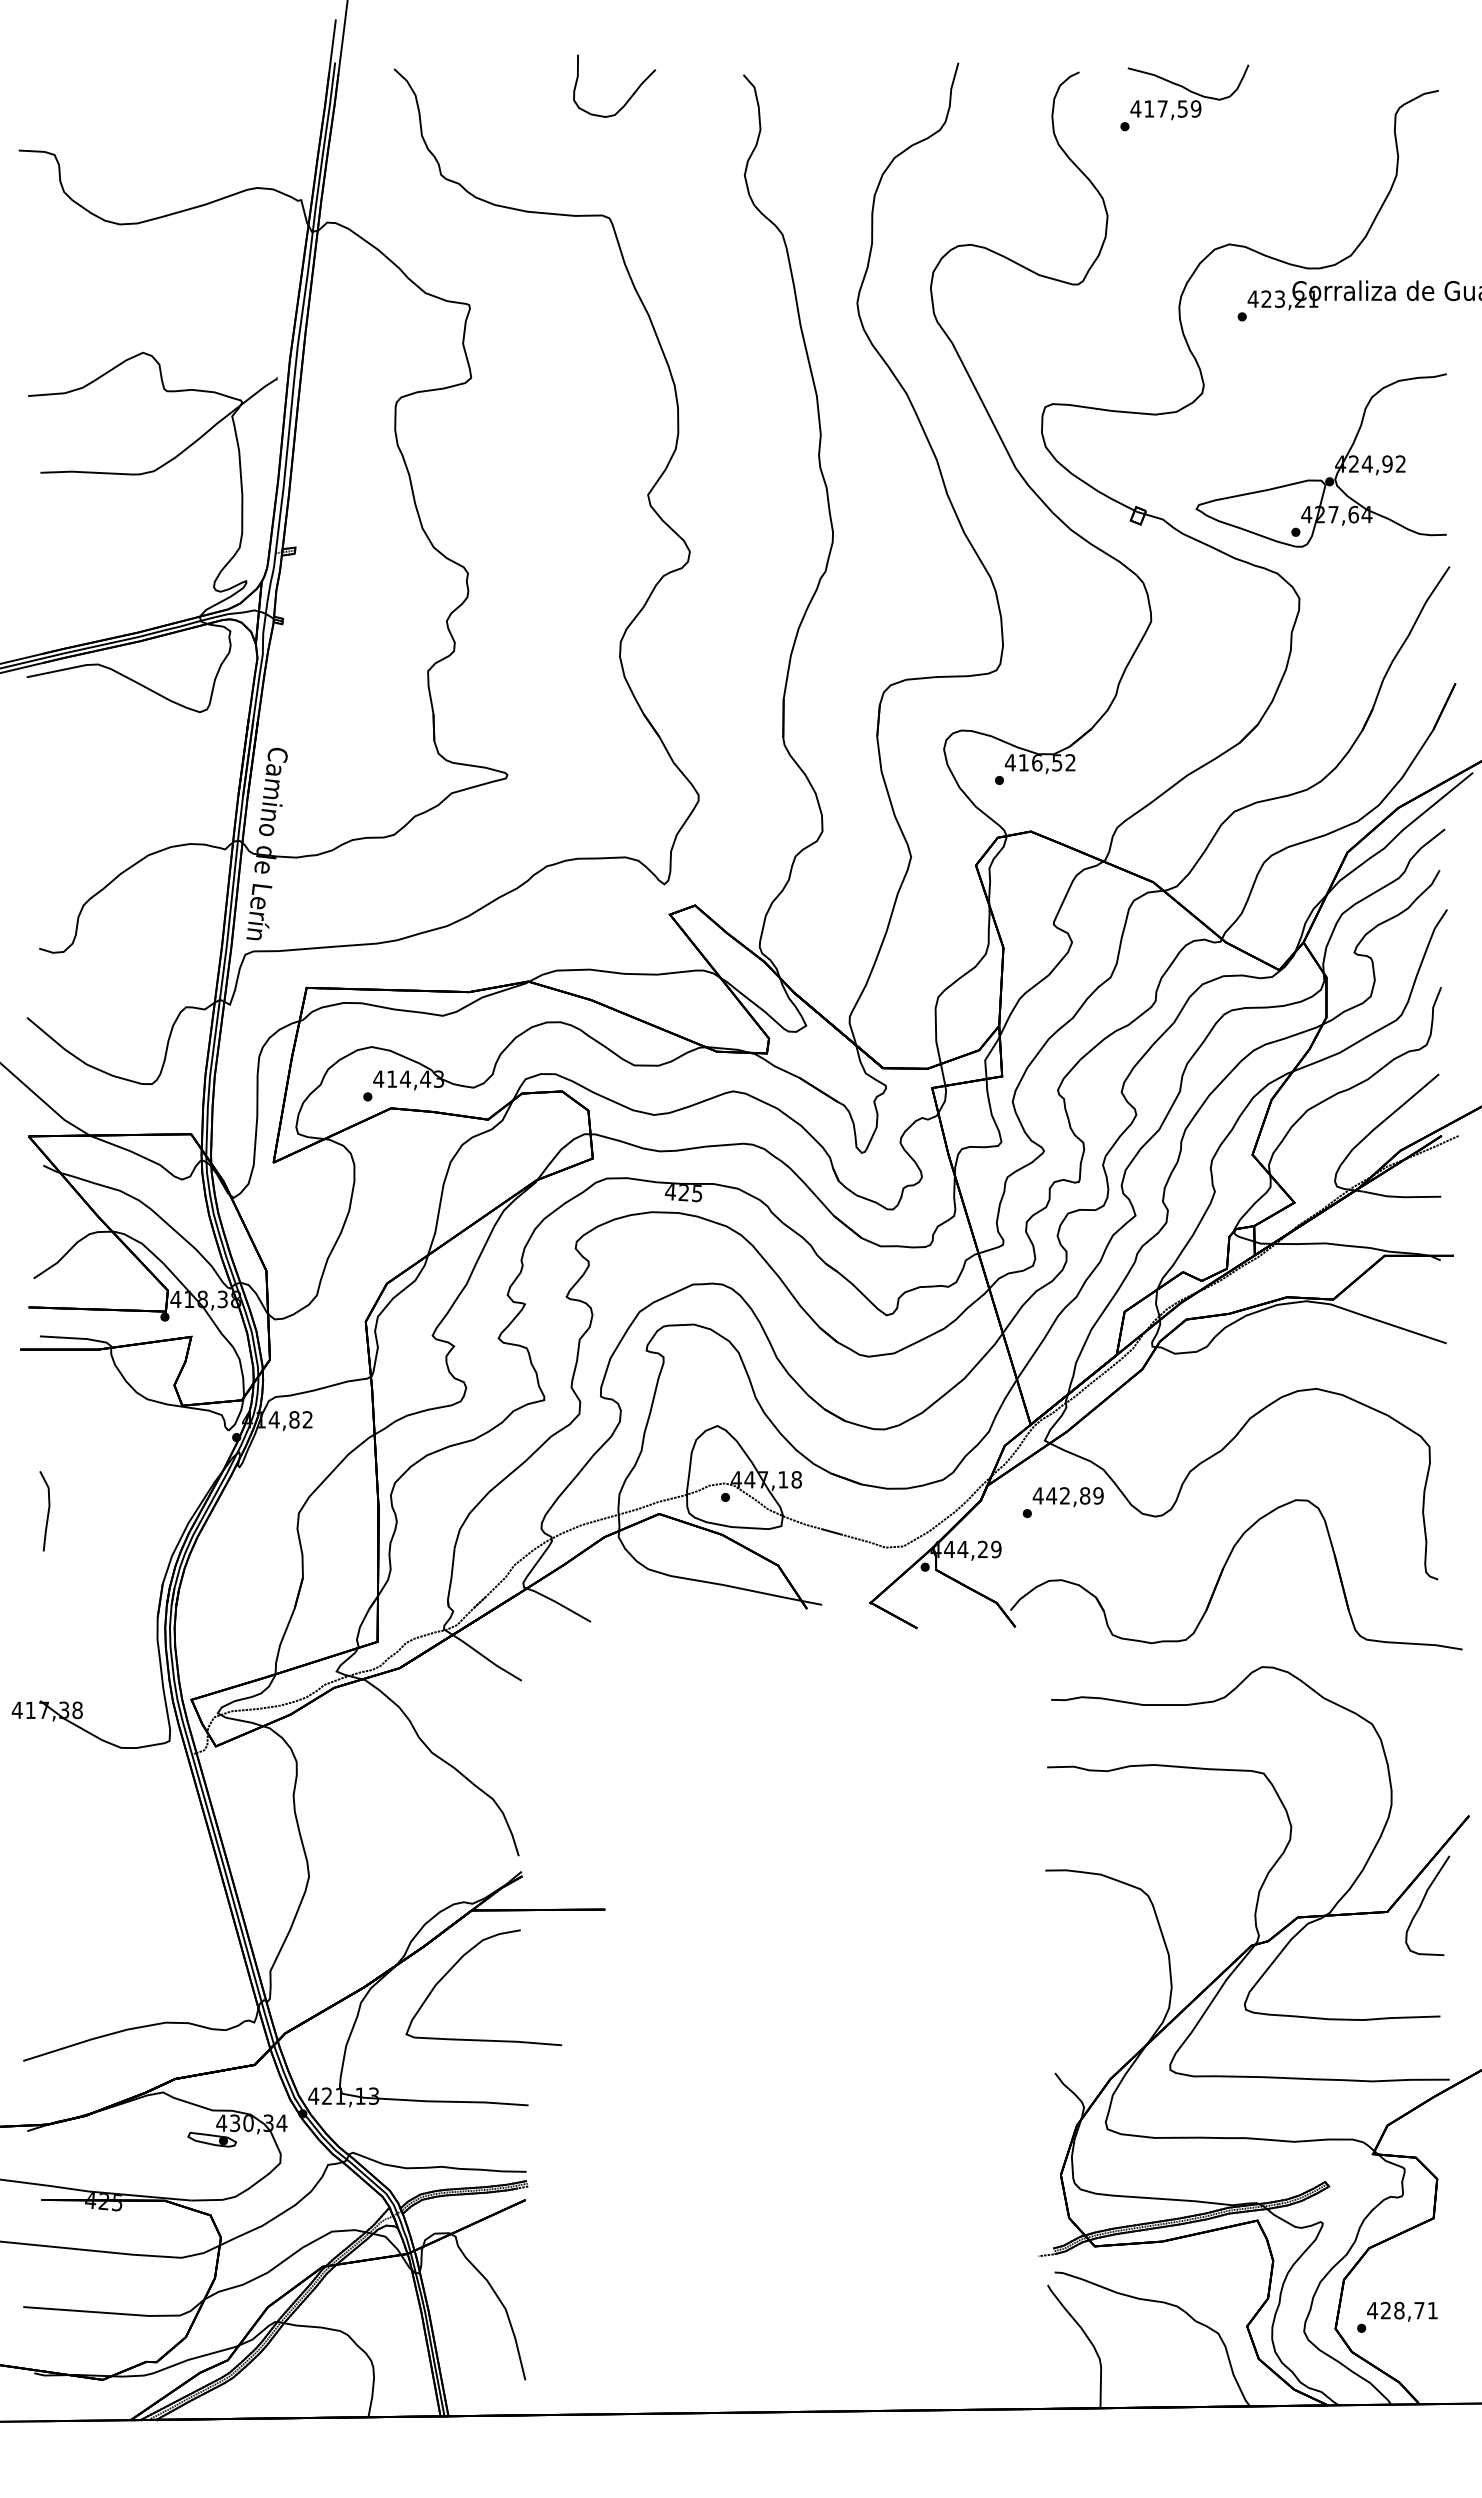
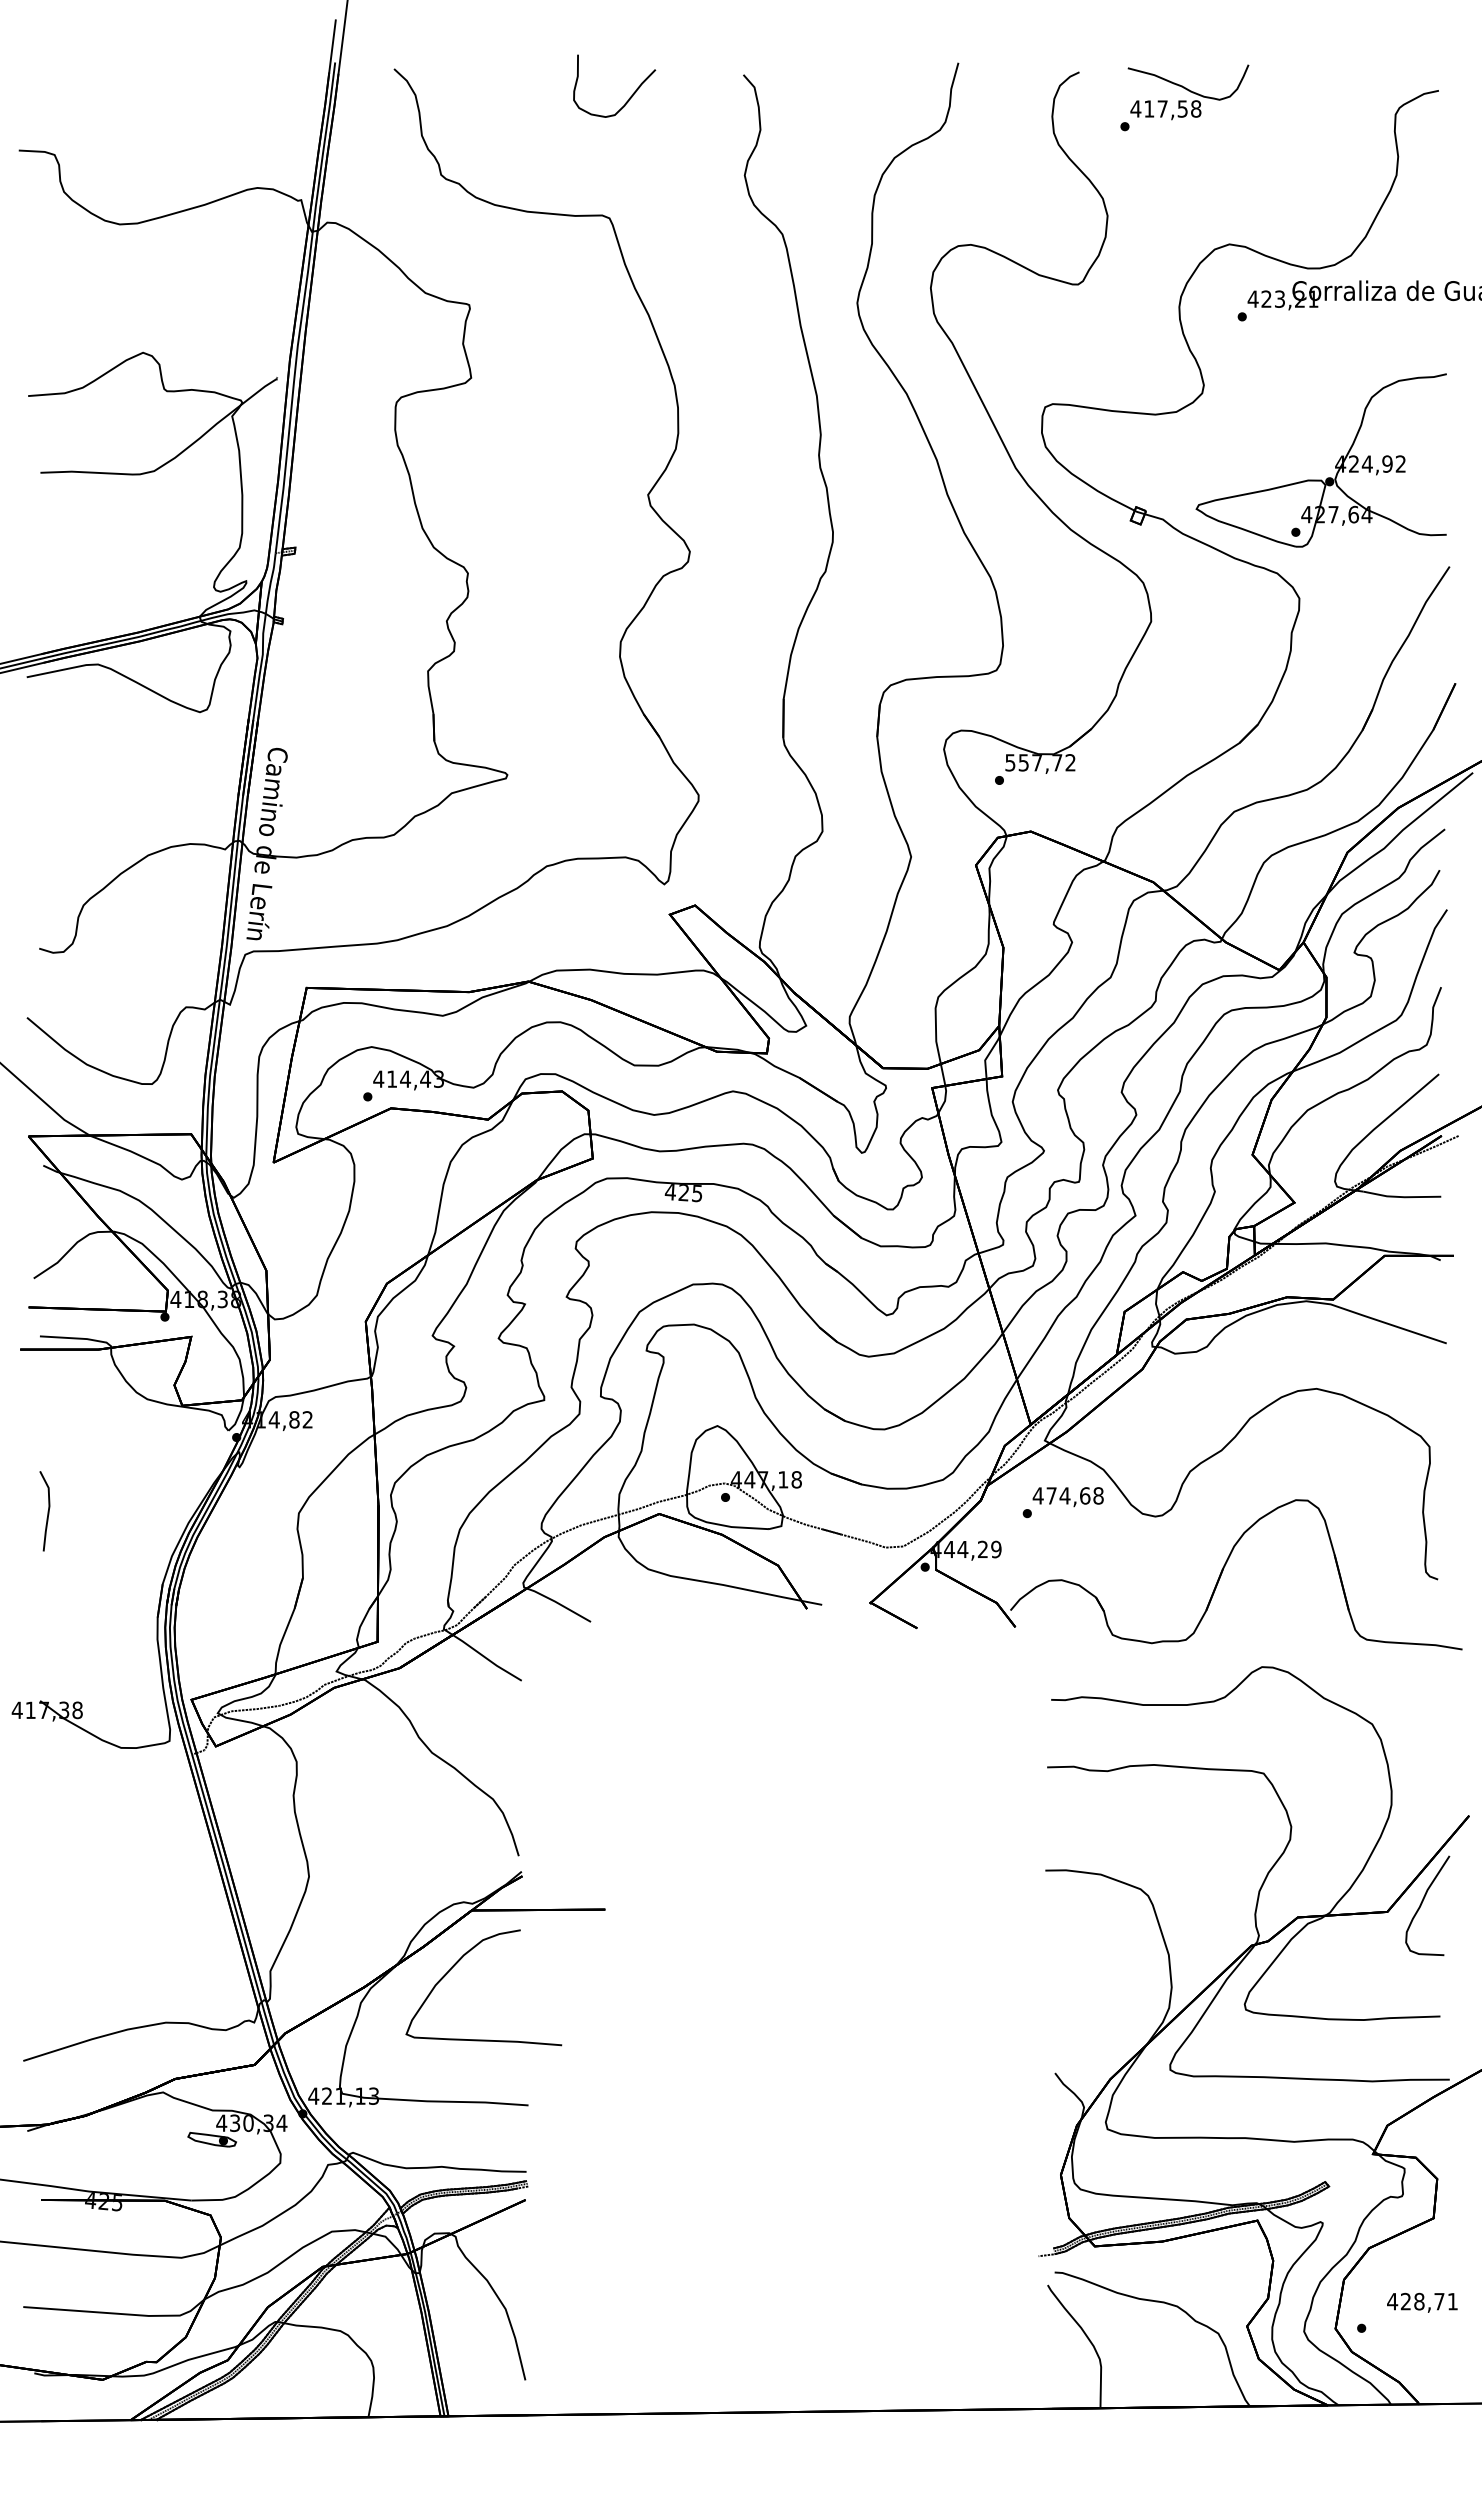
text: 417,59 -> 417,58 (1195, 108)
text: 416,52 -> 557,72 (1033, 762)
text: 442,89 -> 474,68 (1074, 1495)
text position: (1402, 2311) -> (1422, 2302) (1422, 2302)
